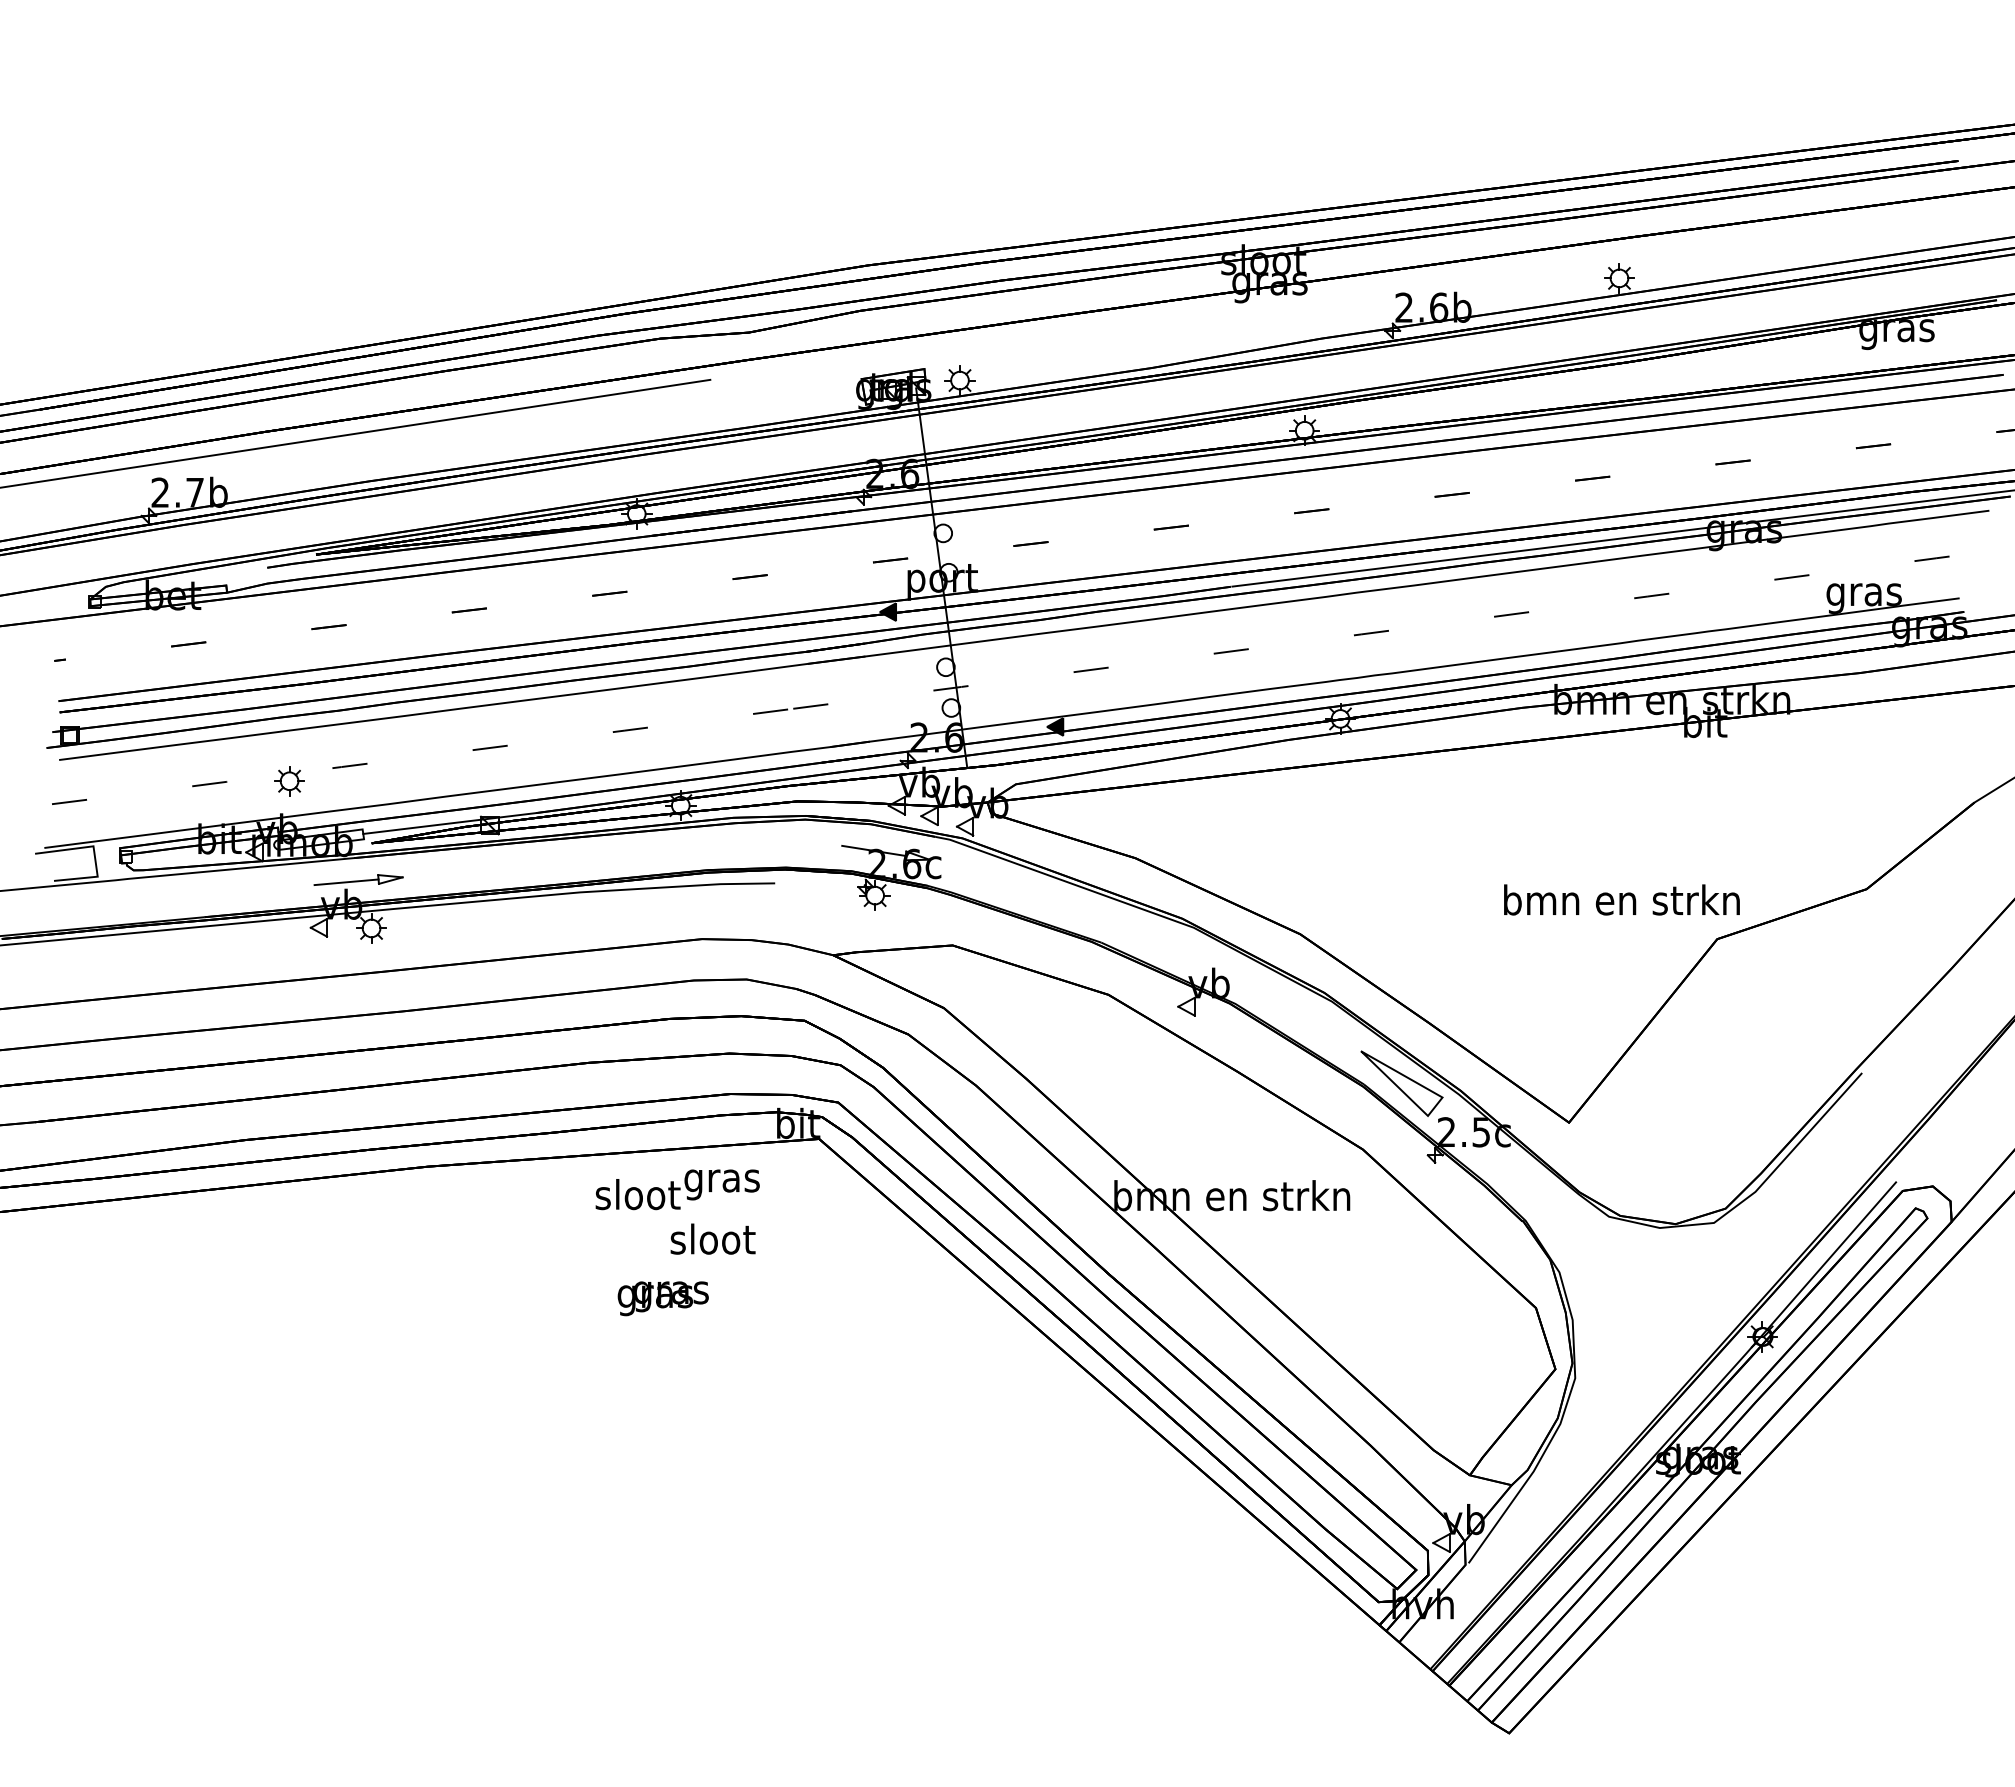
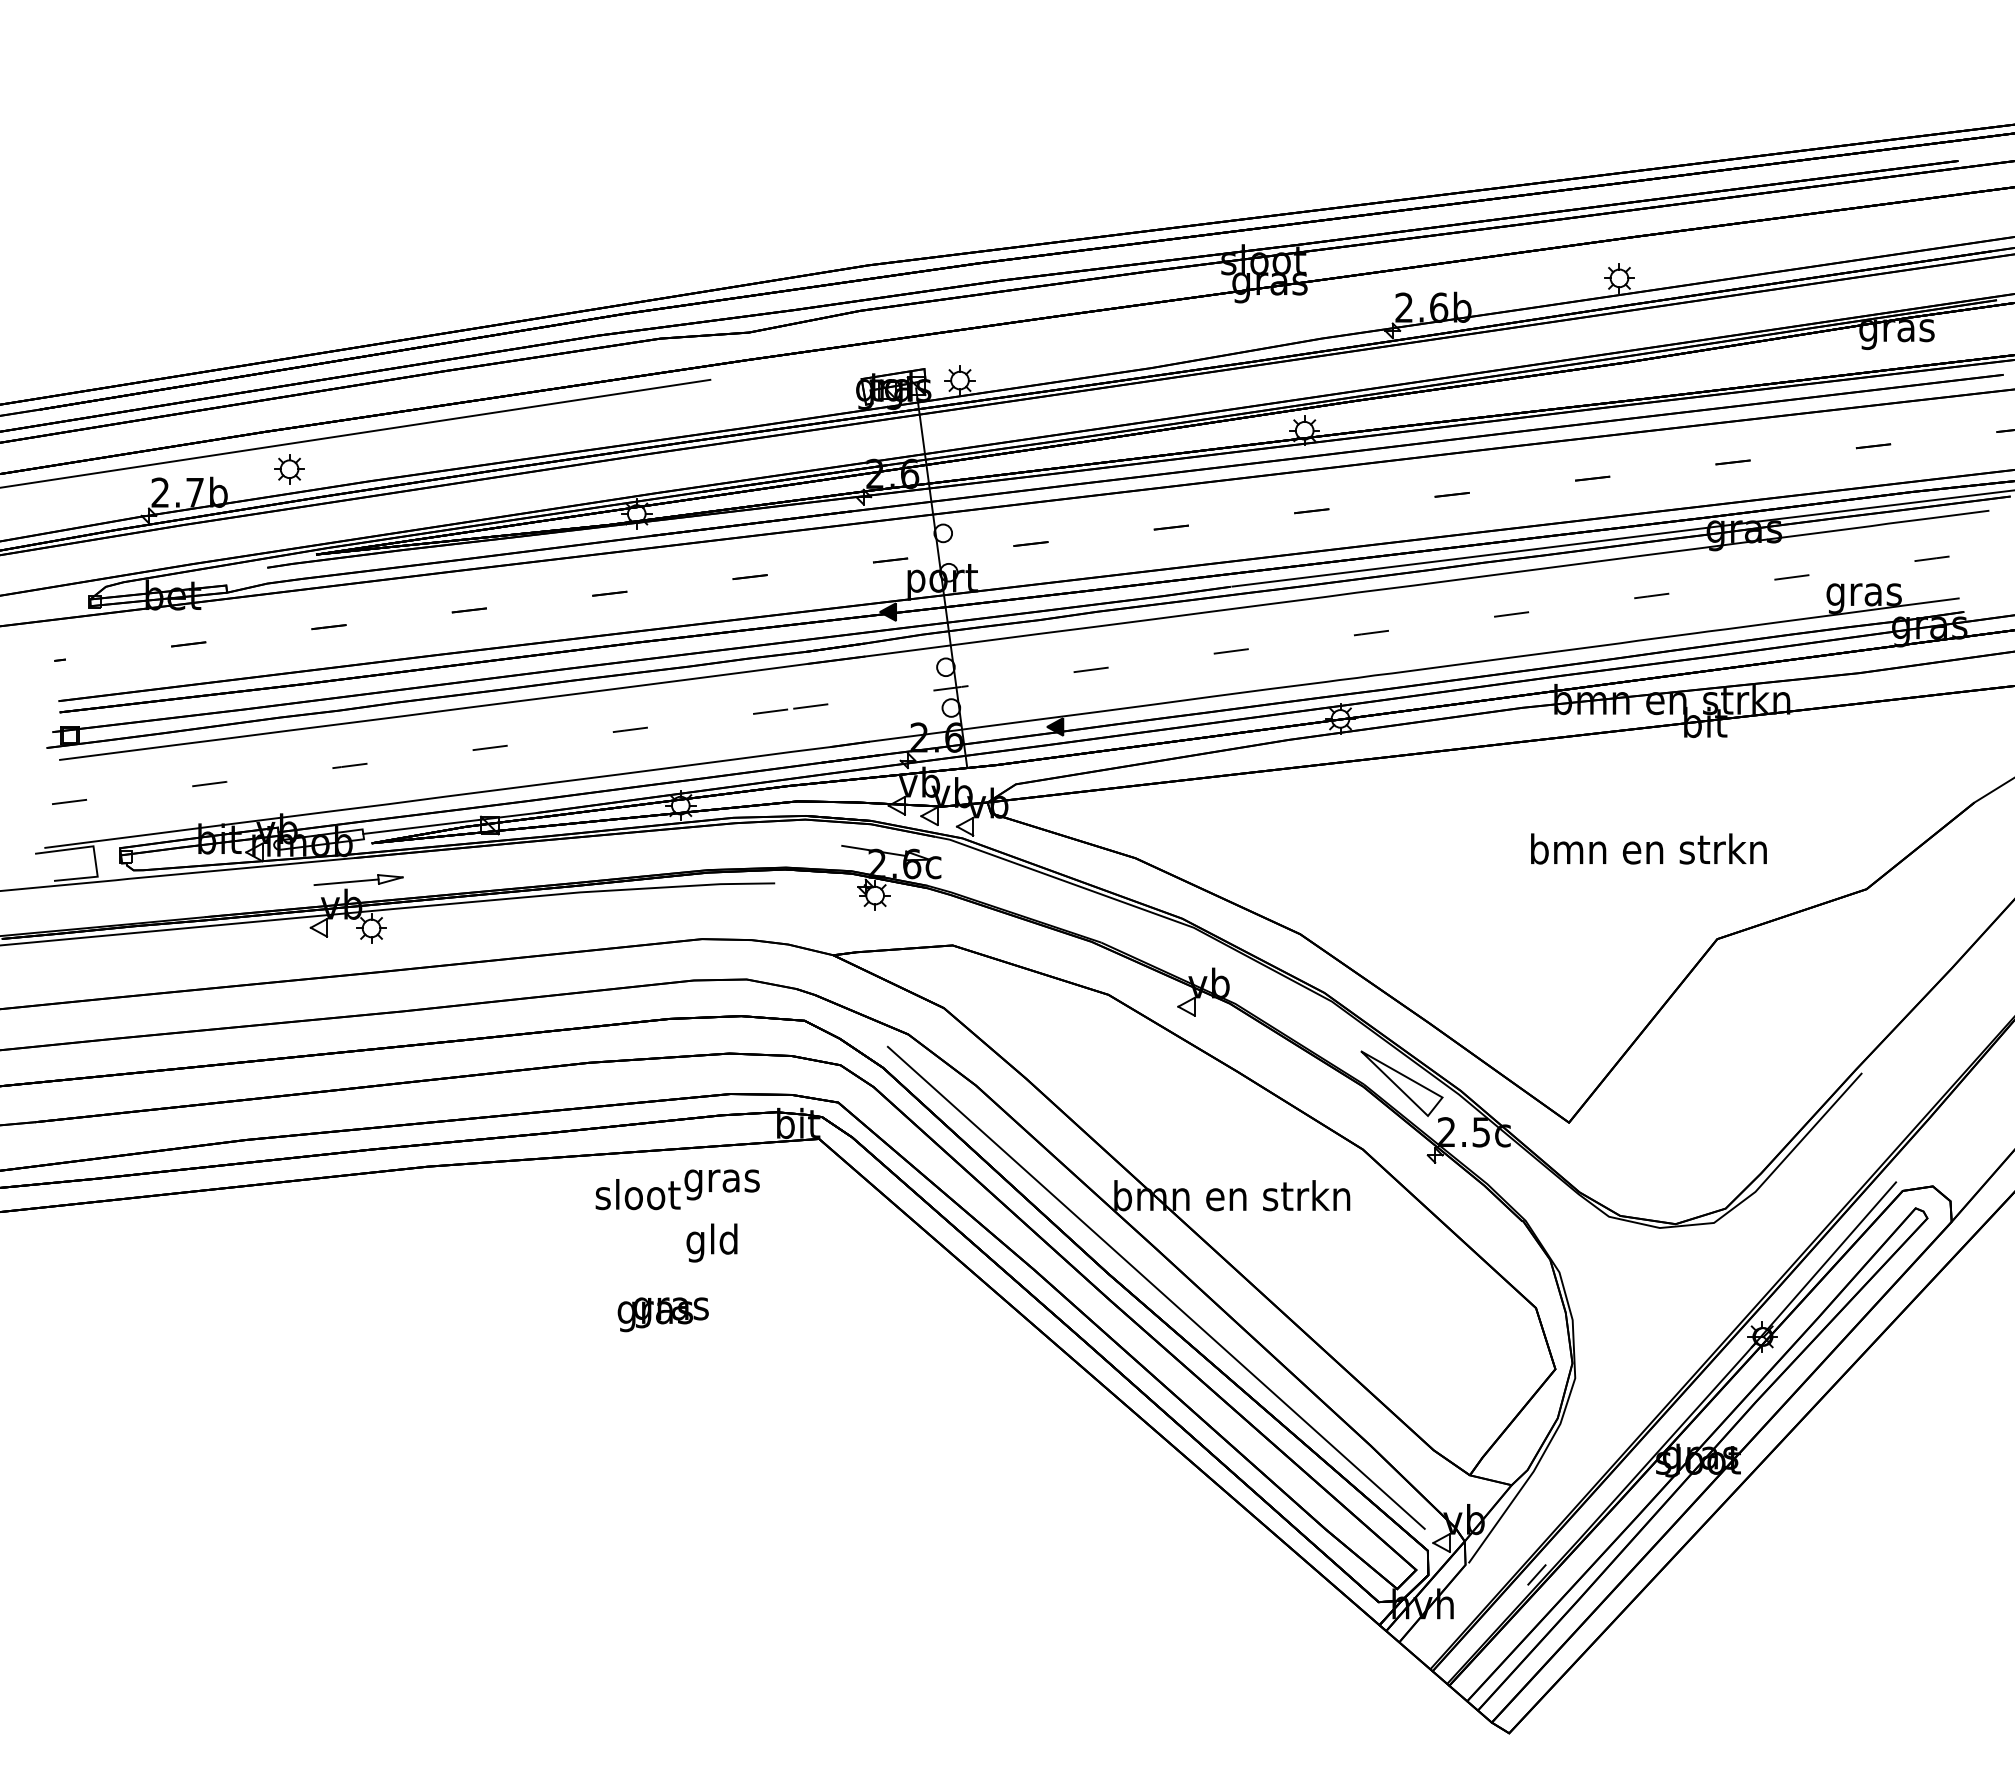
part position: (289, 781) -> (289, 469) (289, 469)
text position: (1621, 899) -> (1648, 848) (1648, 848)
text: sloot -> gld (712, 1242)
line: none -> present (1155, 1287)
text position: (662, 1298) -> (662, 1314) (662, 1314)
line: none -> present (1536, 1574)
